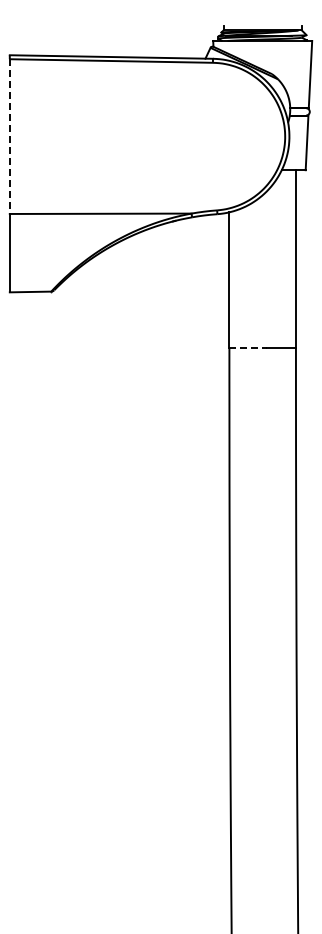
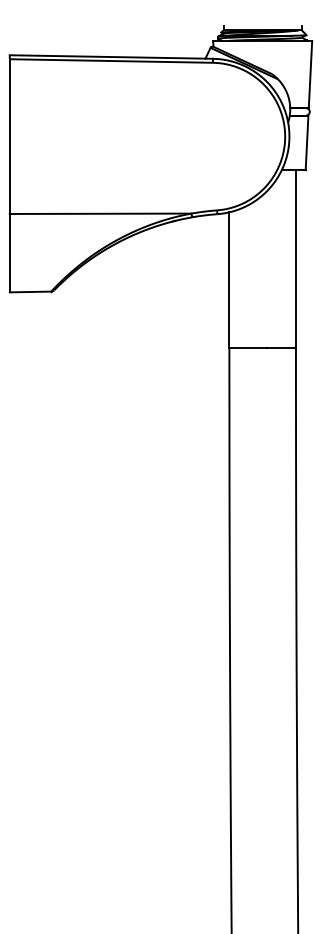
line: dashed -> solid (9, 137)
line: dashed -> solid (248, 347)
